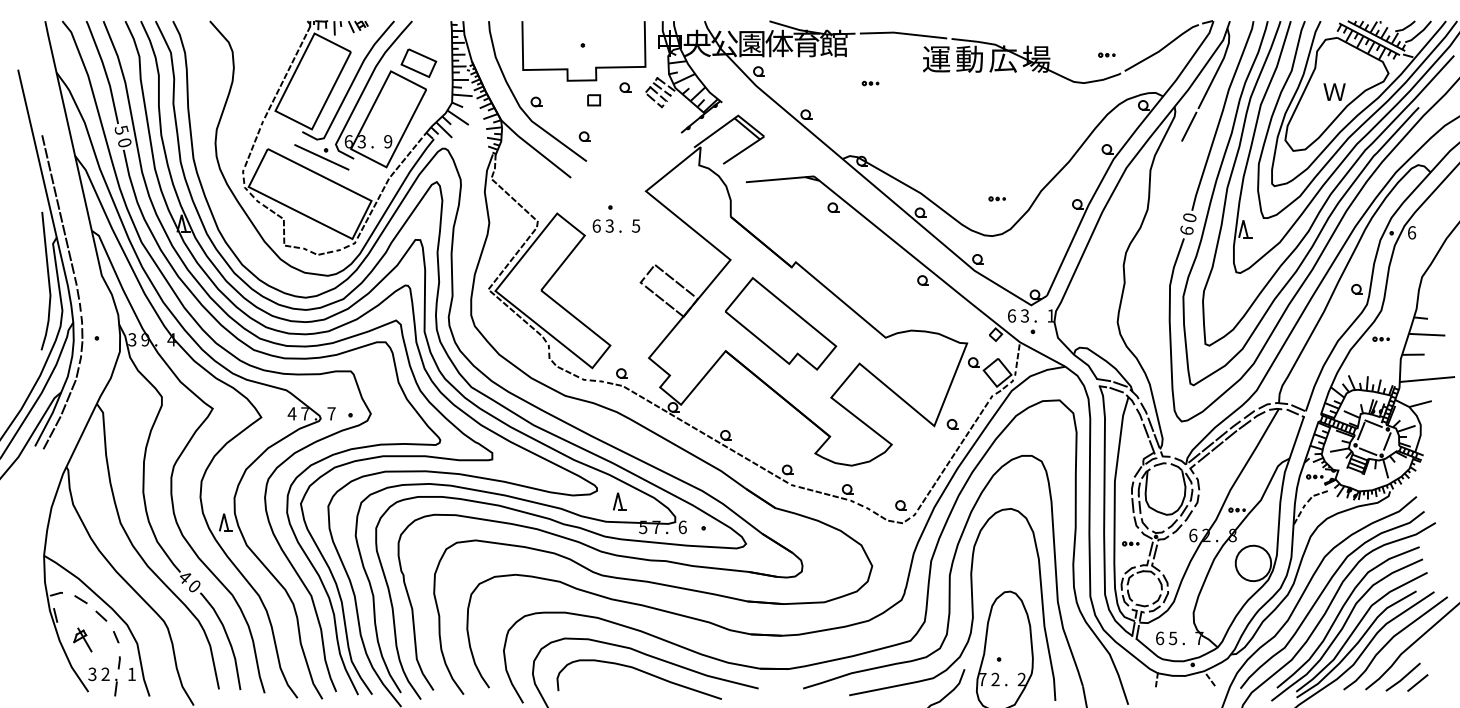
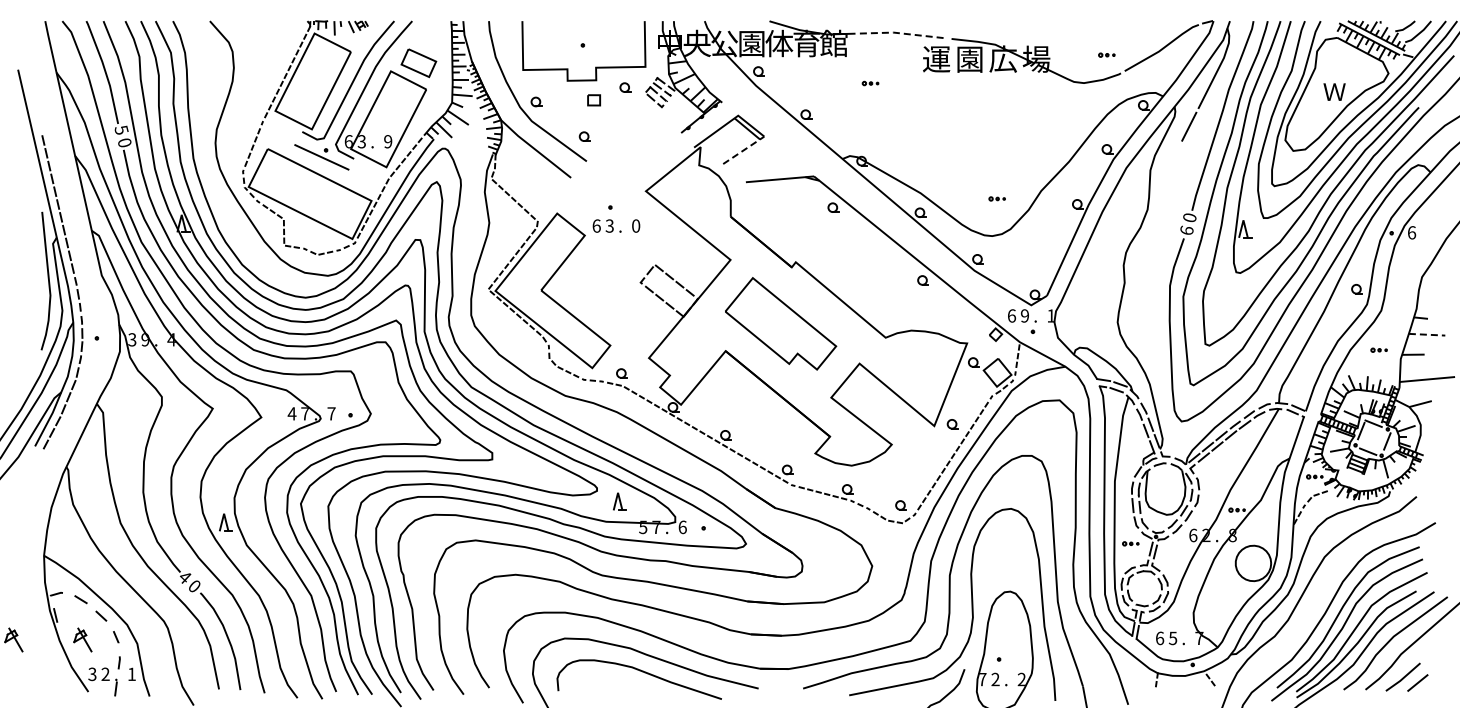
line: solid -> dashed (903, 33)
text: 動 -> 園 (969, 58)
line: solid -> dashed (743, 150)
text: 5 -> 0 (636, 225)
text: 3 -> 9 (1024, 315)
line: solid -> dashed (1427, 334)
part position: (1380, 338) -> (1378, 349) (1378, 349)
curve: present -> none (1323, 592)
part: none -> present (13, 639)
